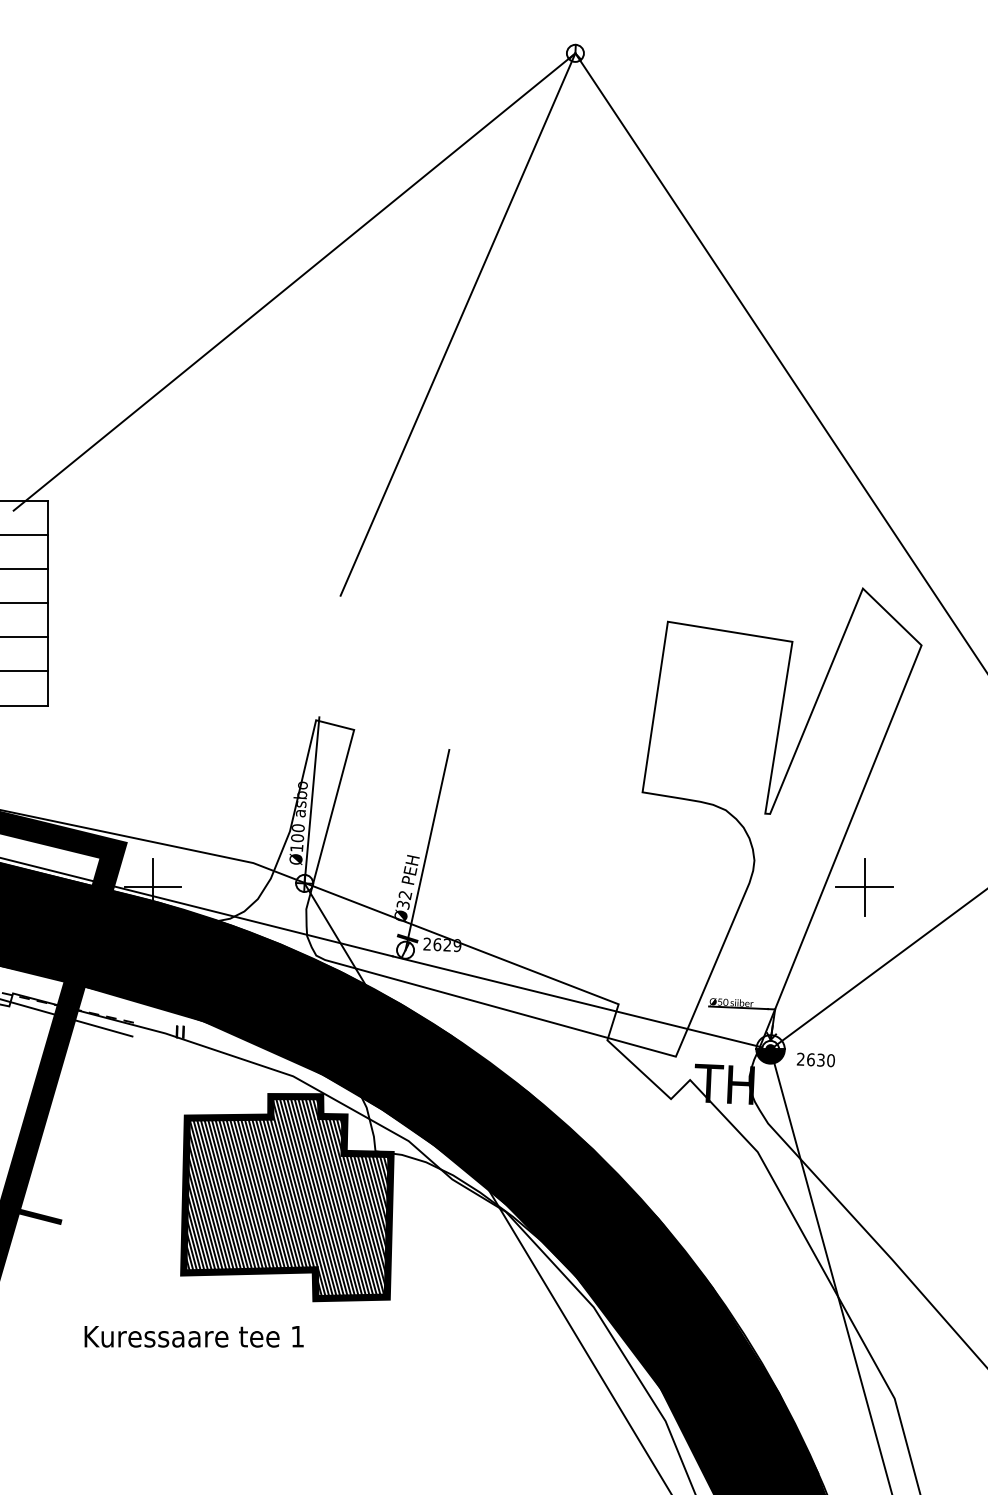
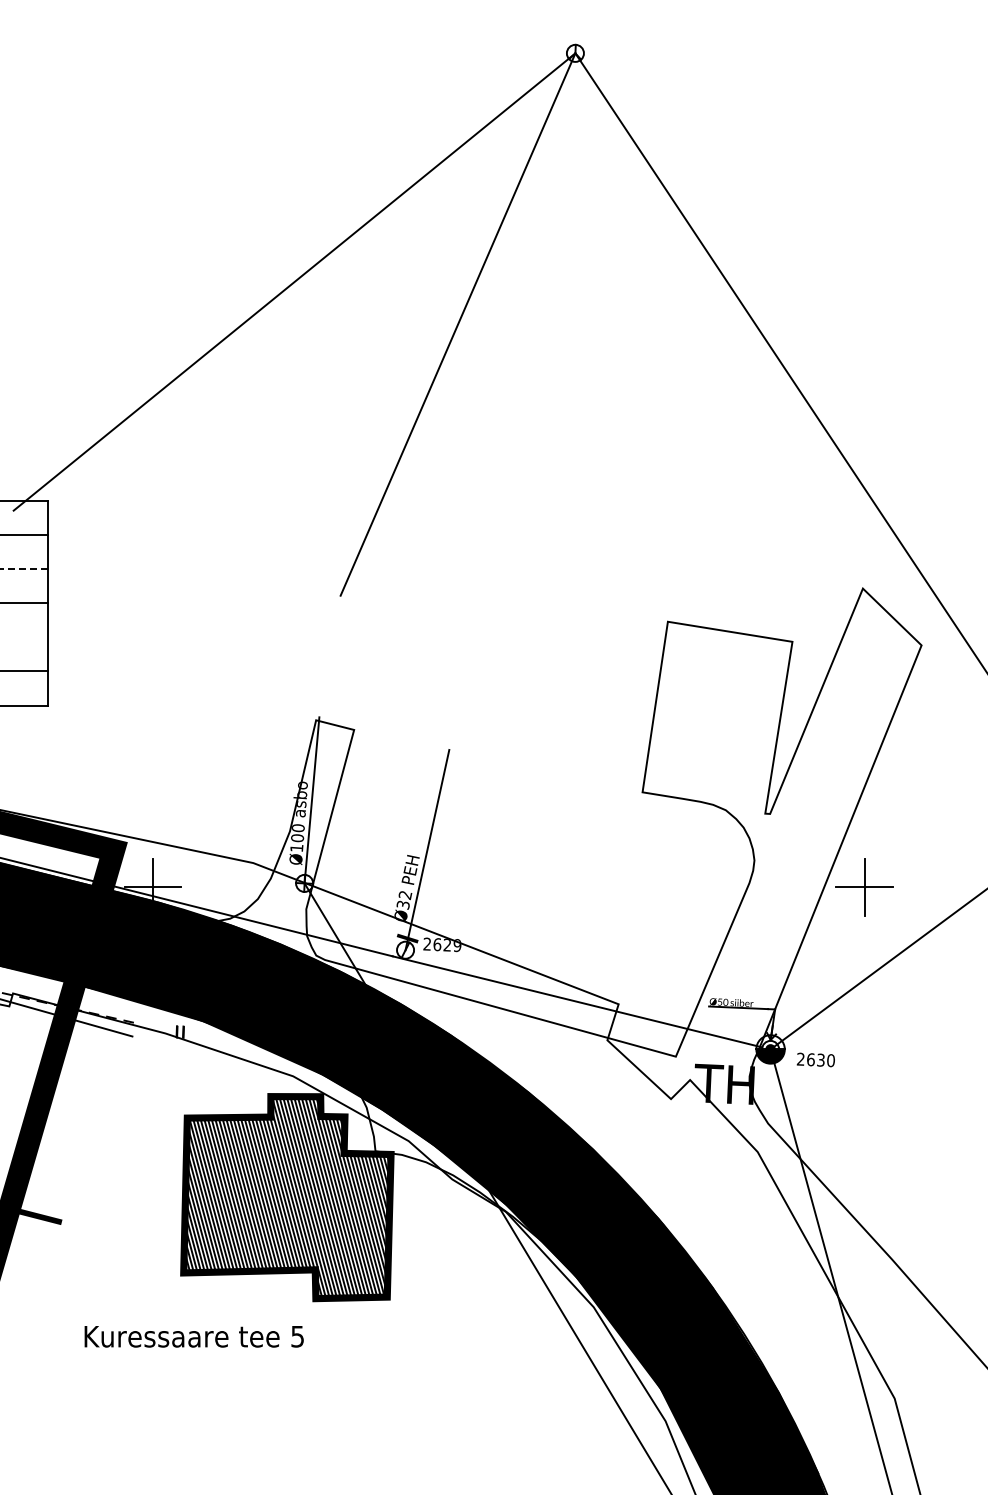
line: solid -> dashed (24, 568)
line: present -> none (25, 637)
text: 1 -> 5 (297, 1336)
